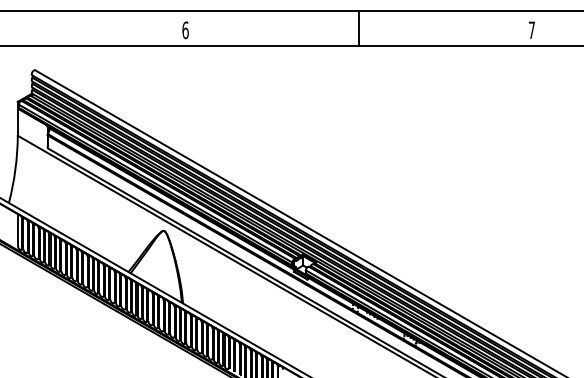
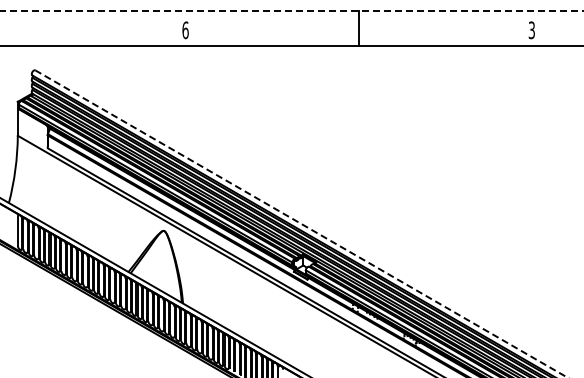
line: solid -> dashed (292, 11)
text: 7 -> 3 (531, 30)
line: solid -> dashed (301, 223)
